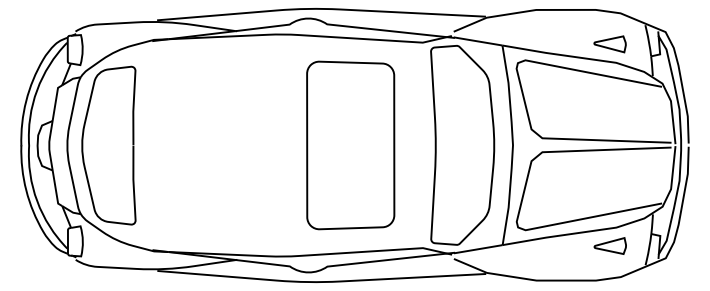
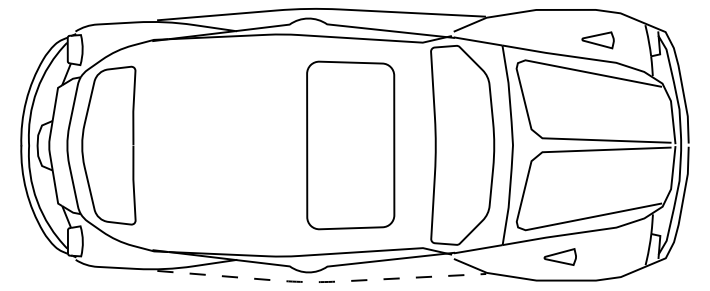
part position: (609, 44) -> (597, 40) (597, 40)
part position: (609, 245) -> (559, 256) (559, 256)
line: solid -> dashed (321, 282)
